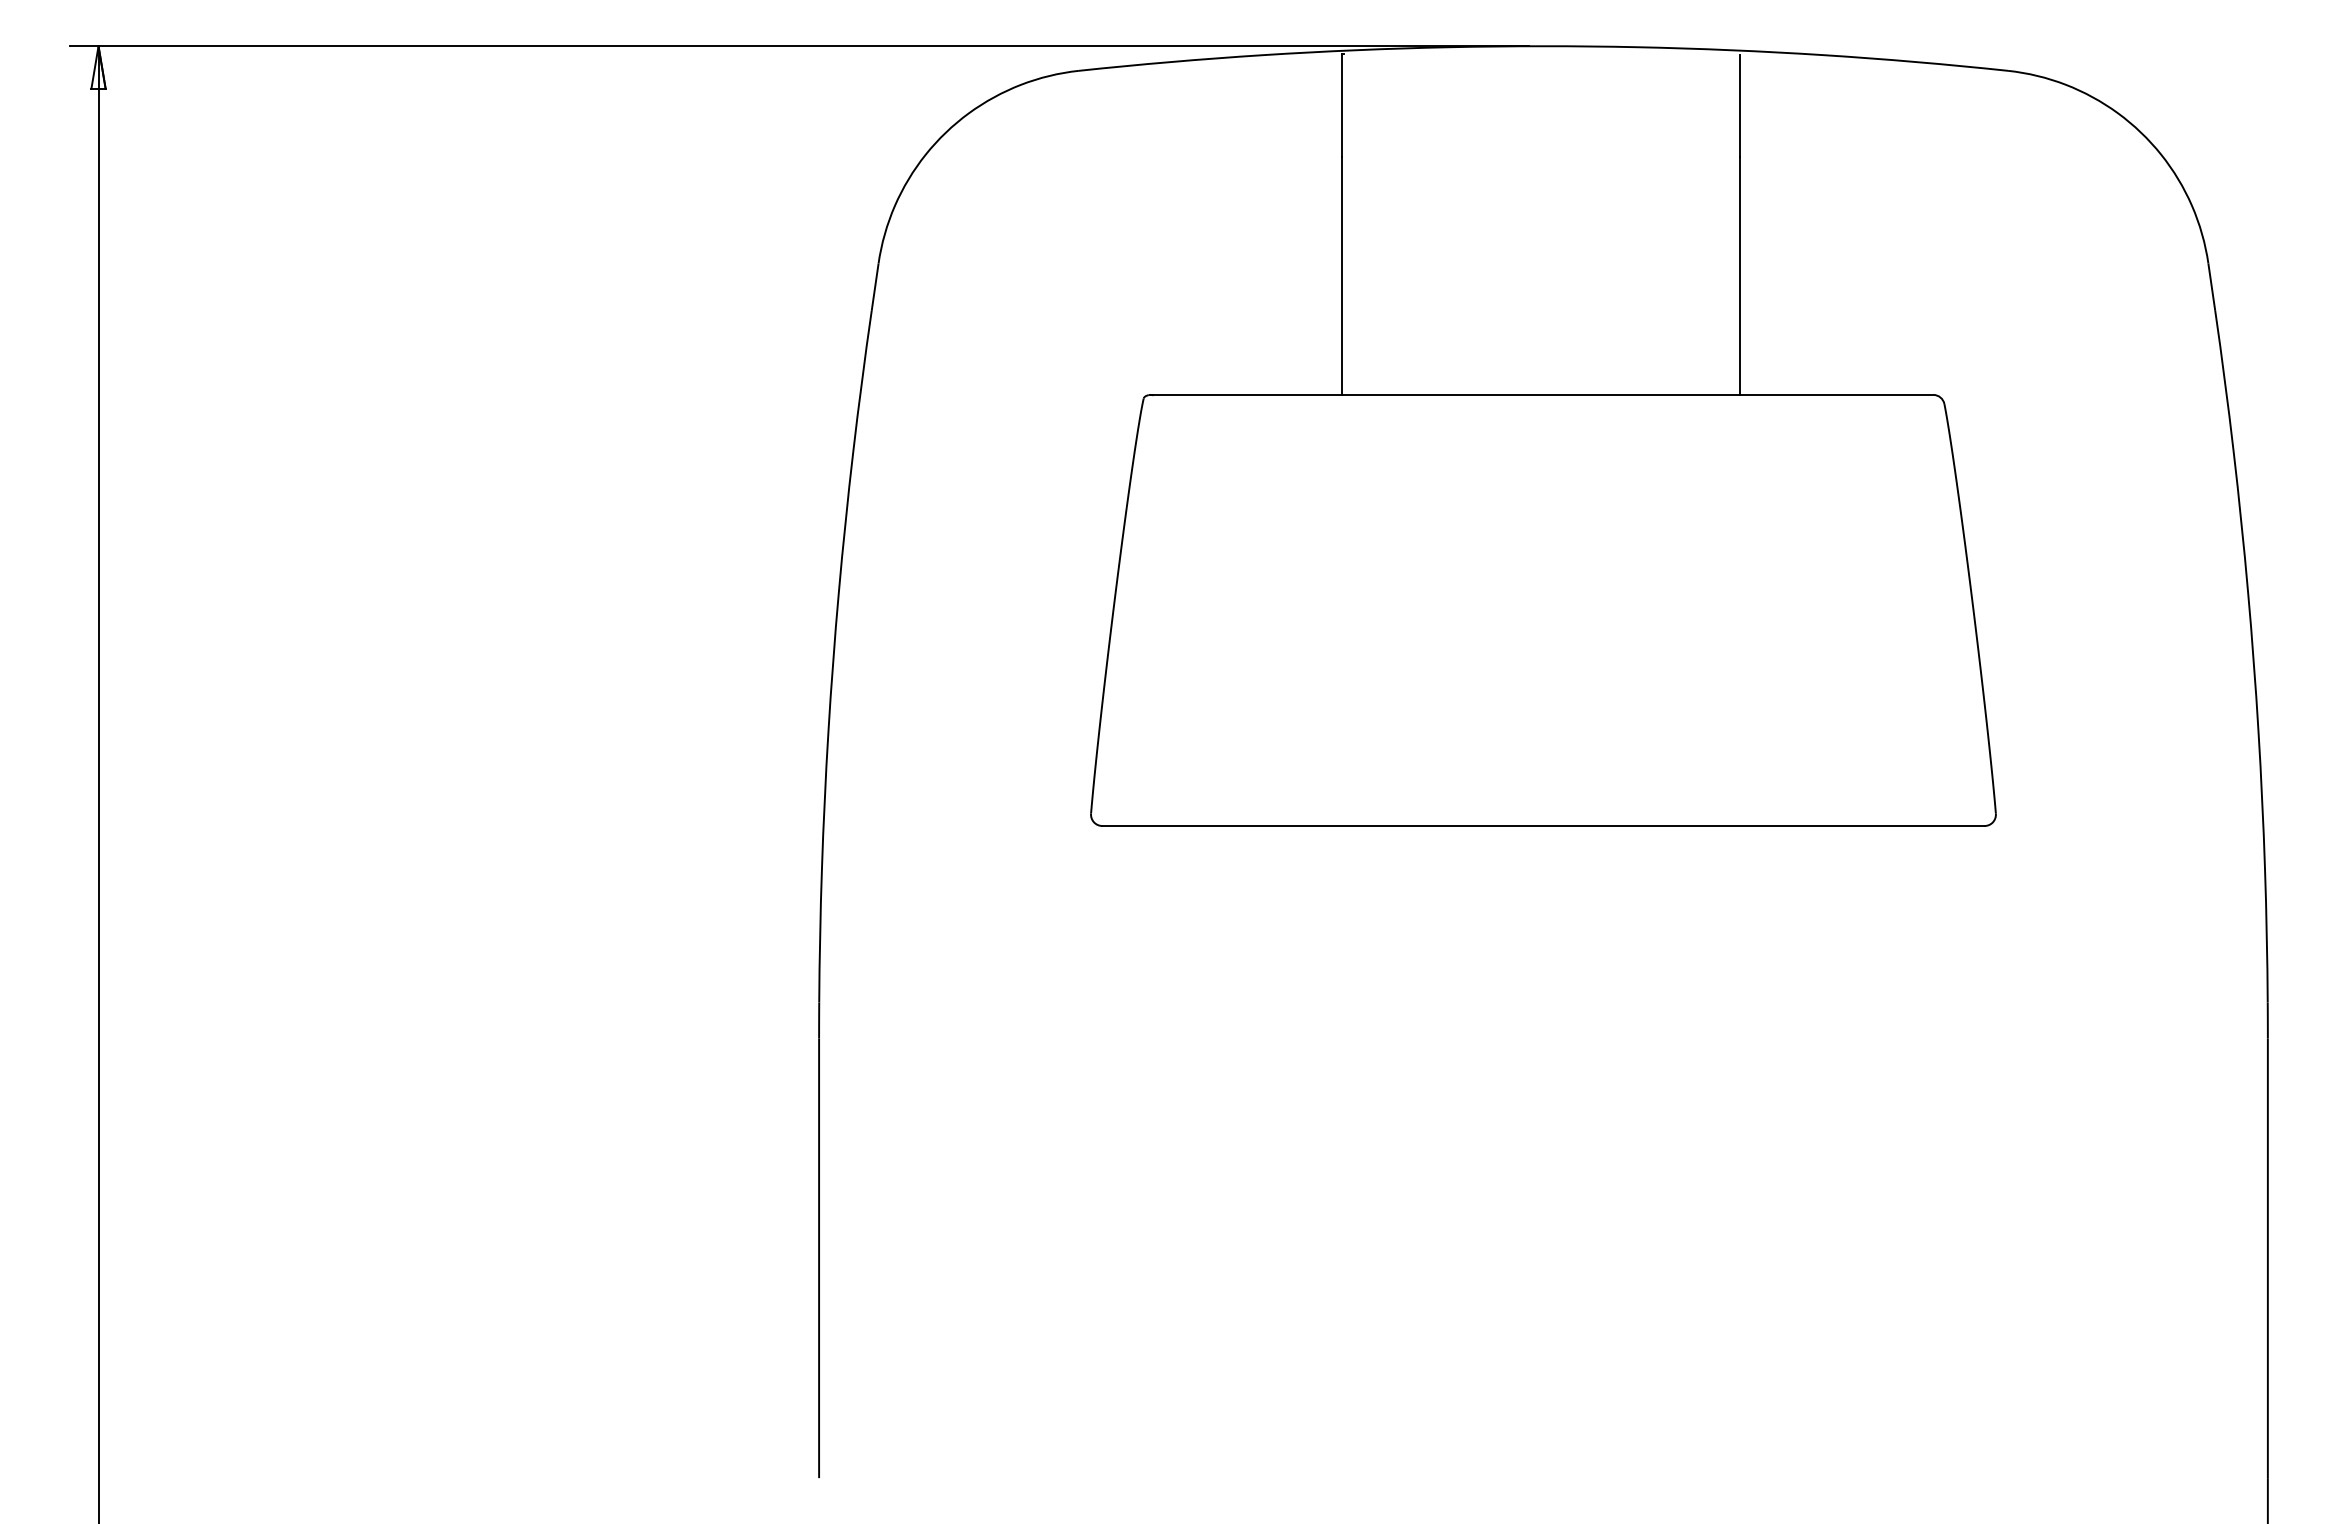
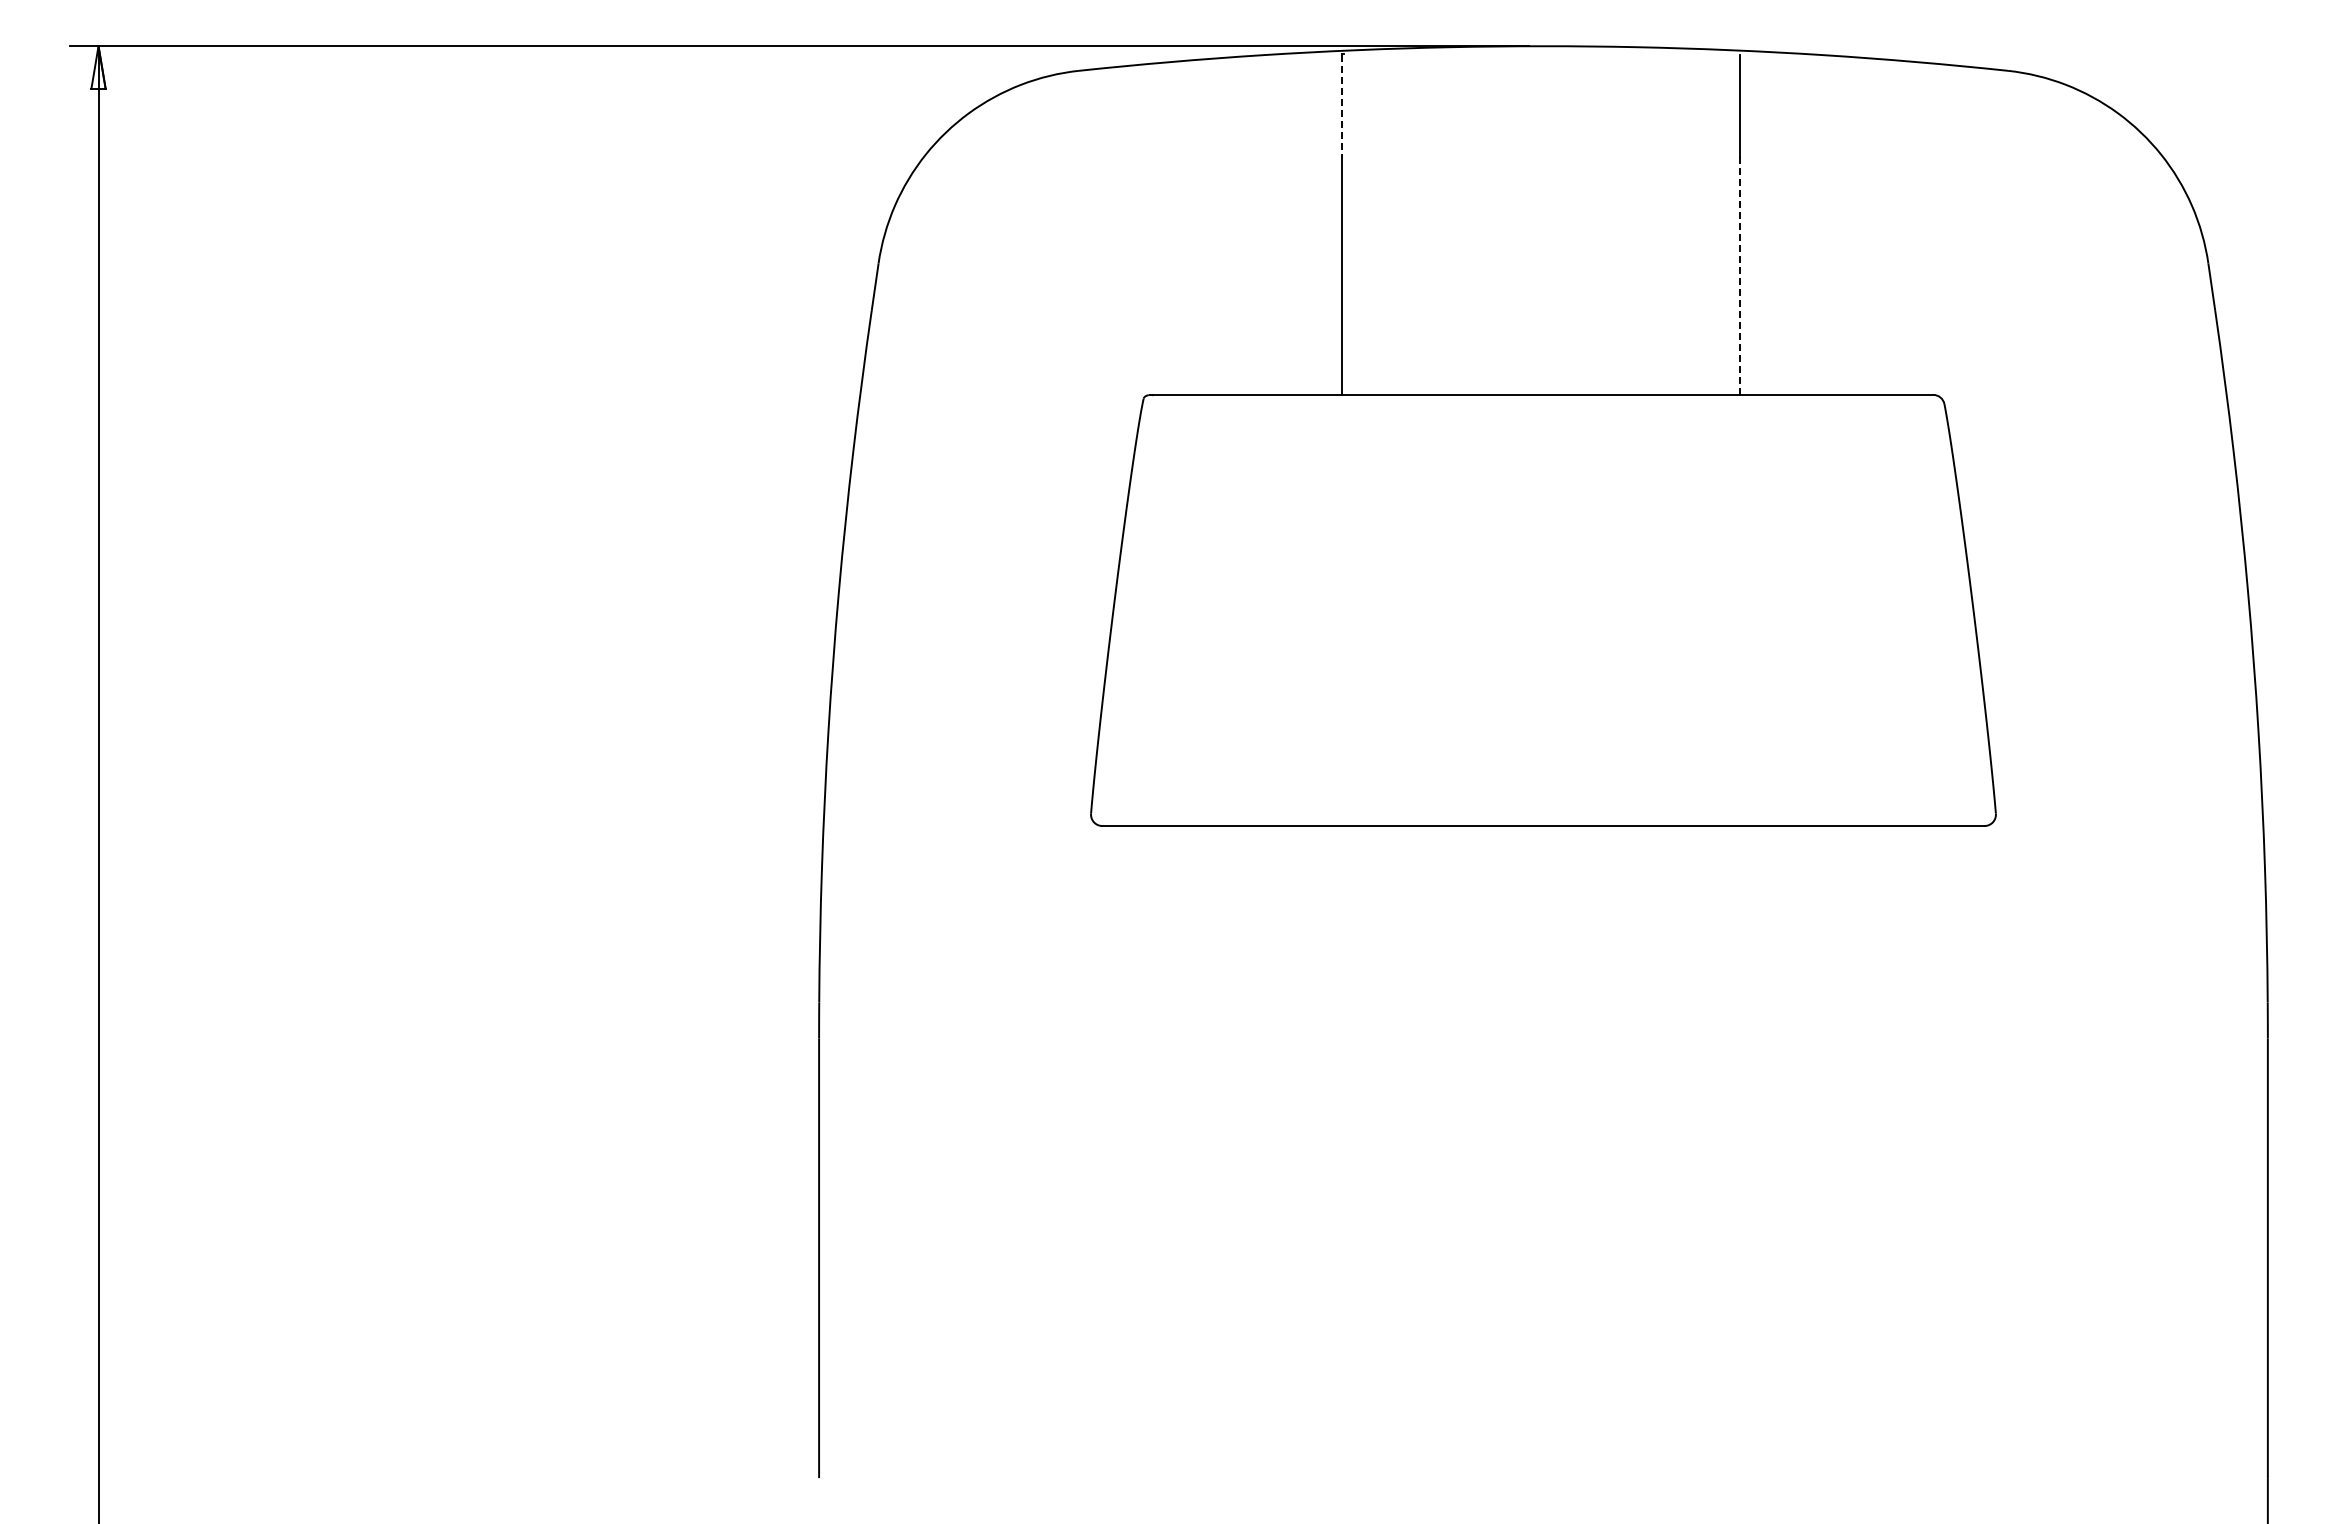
line: solid -> dashed (1342, 105)
line: solid -> dashed (1739, 275)
